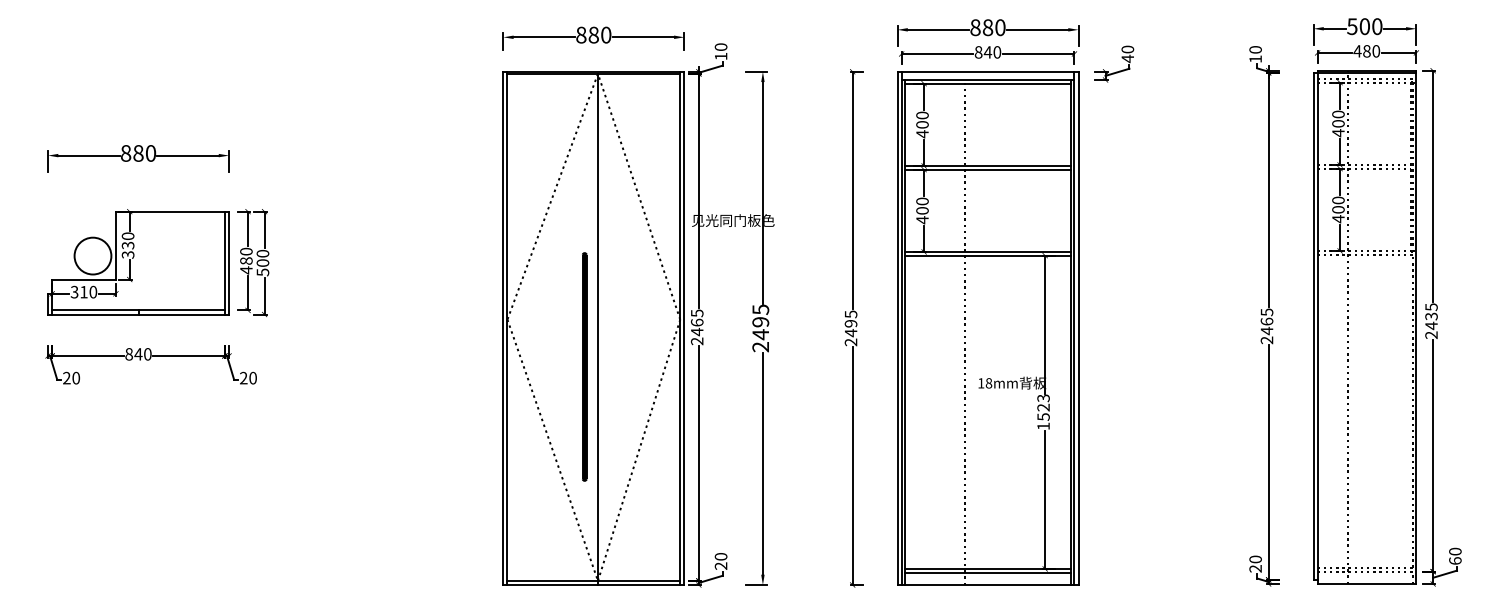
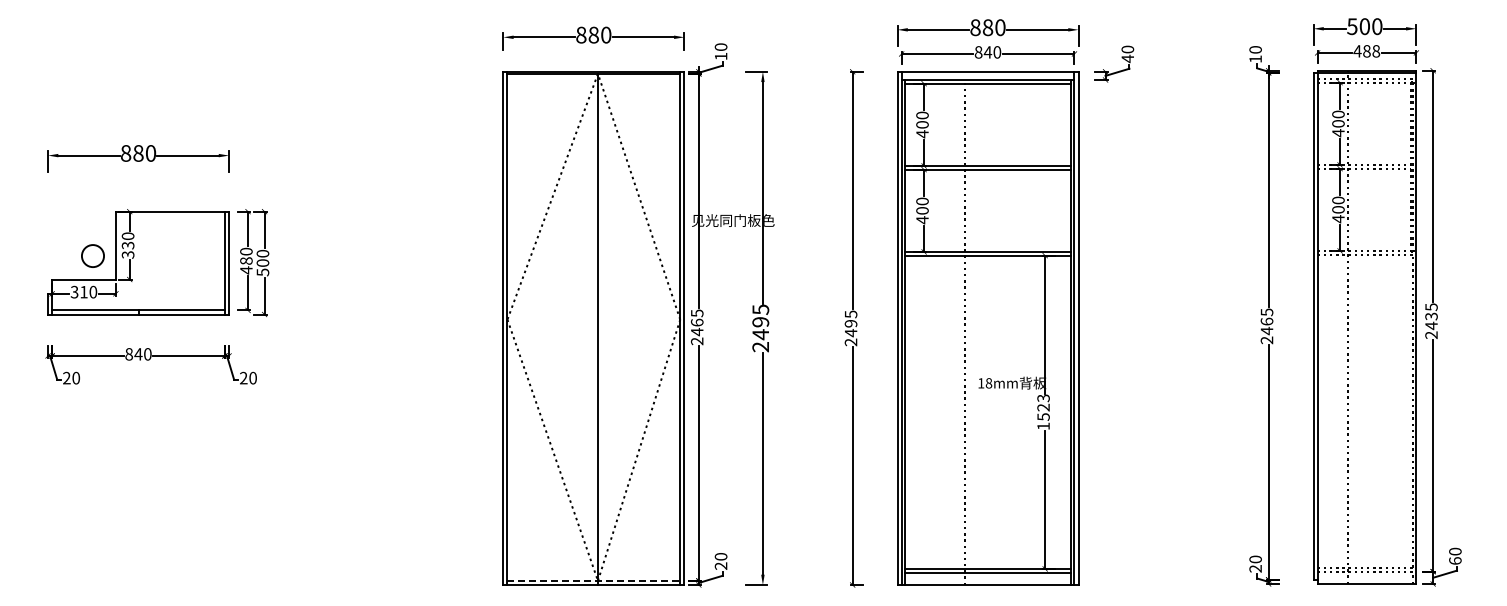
text: 480 -> 488 (1376, 51)
circle diameter: 37 px -> 22 px (92, 256)
part: present -> none (584, 366)
line: solid -> dashed (594, 580)
